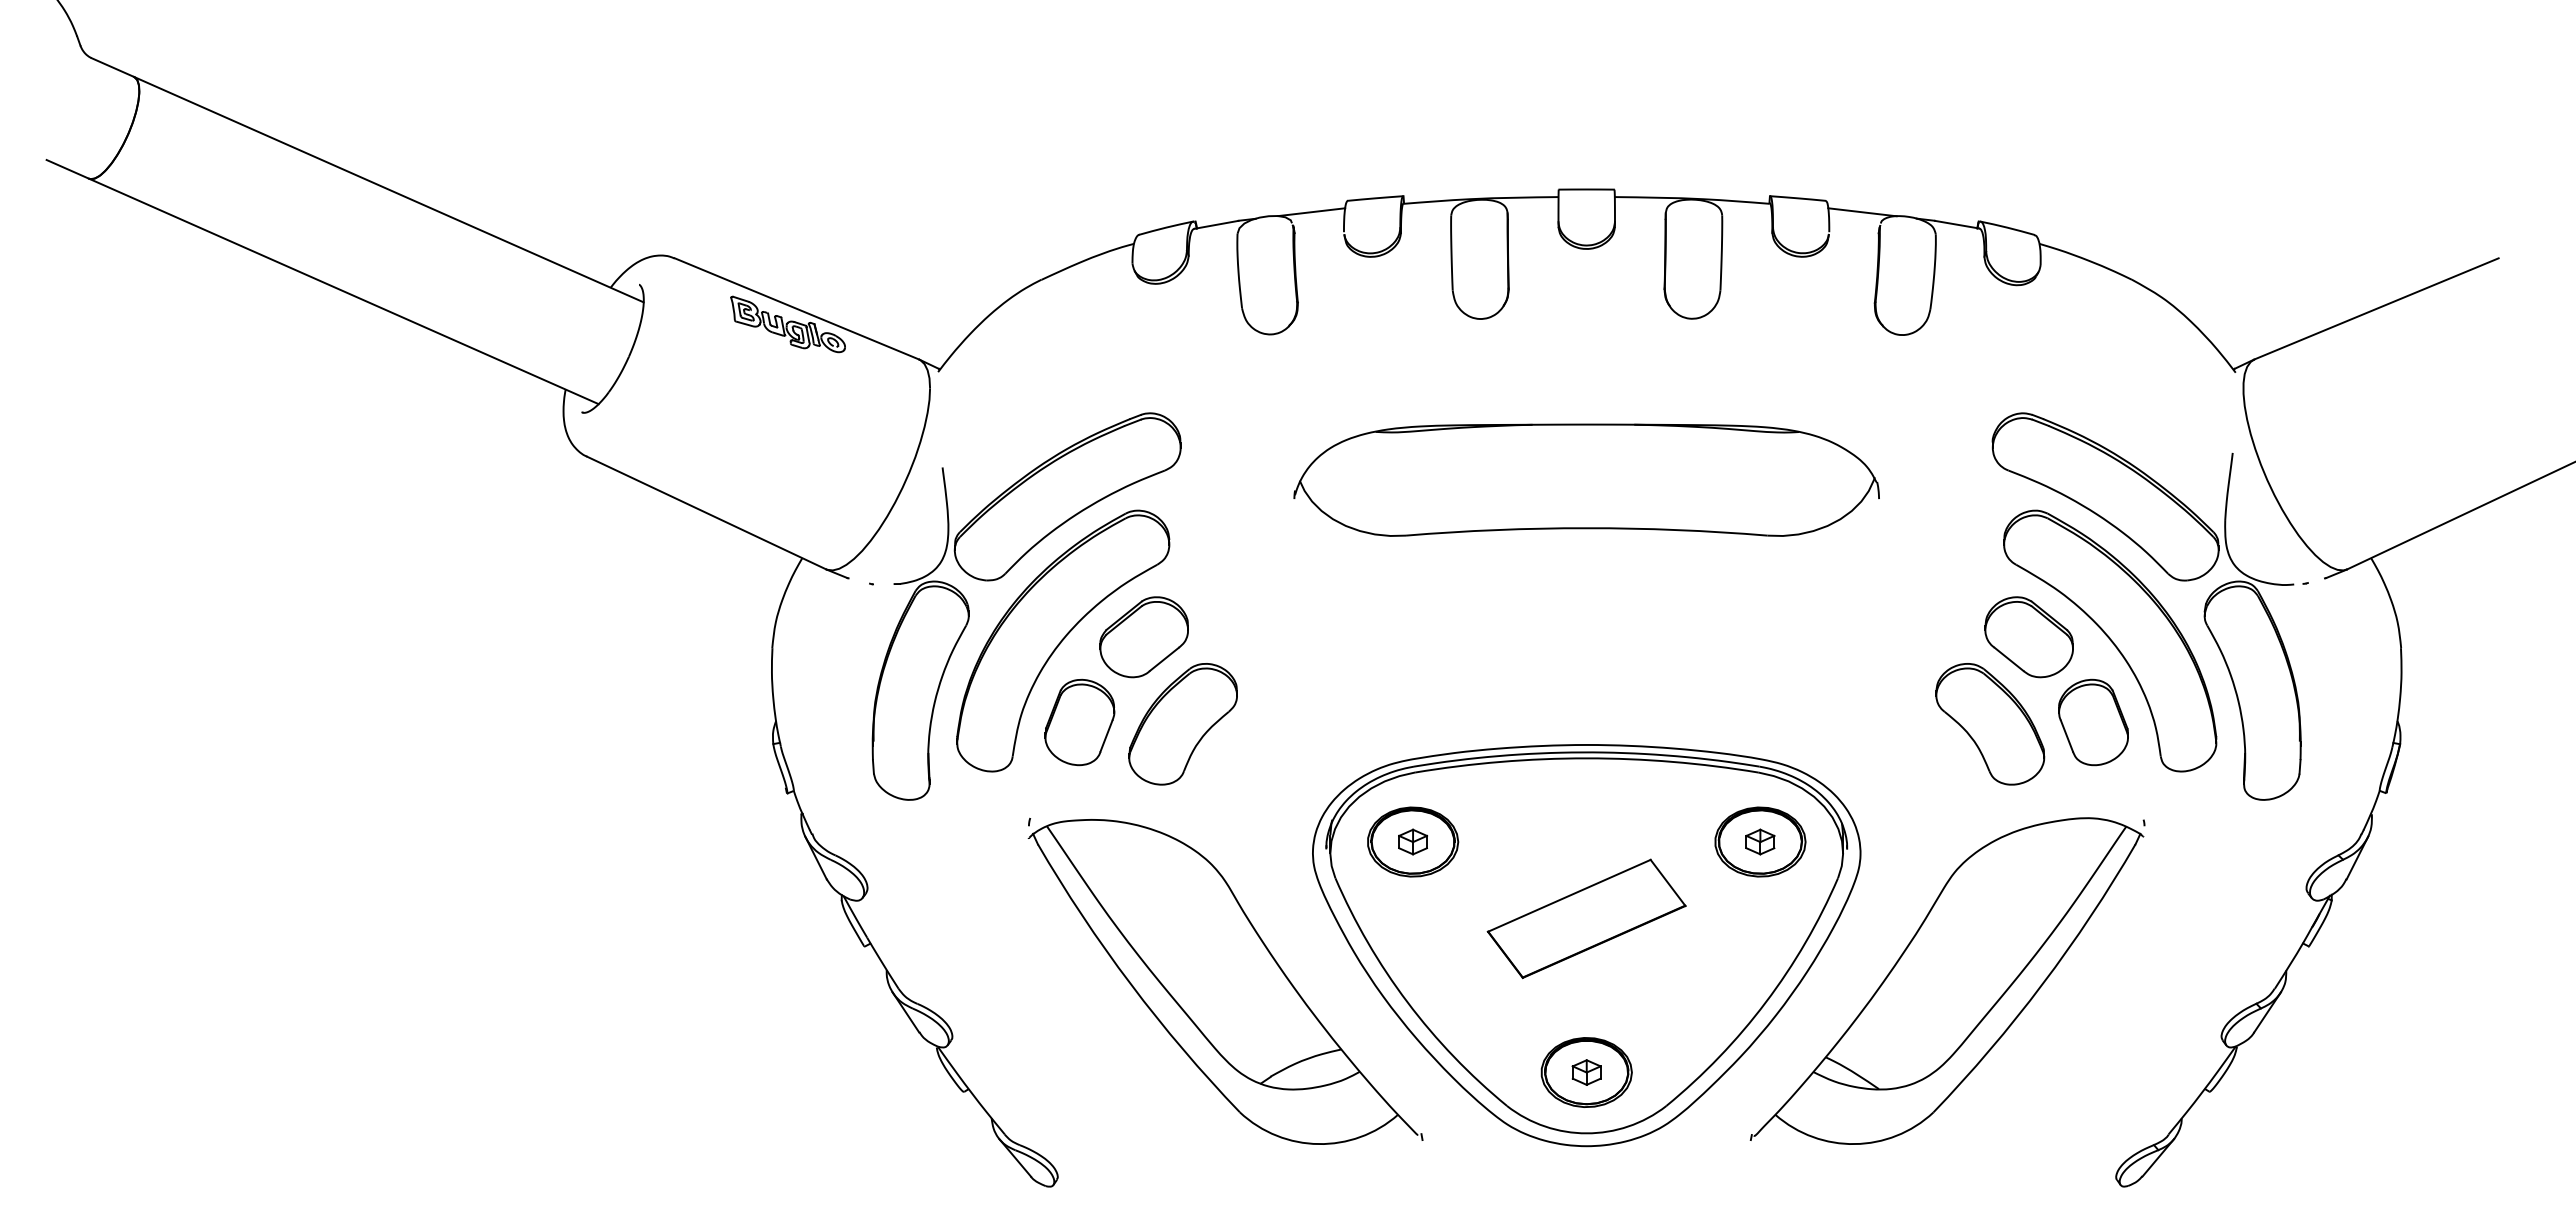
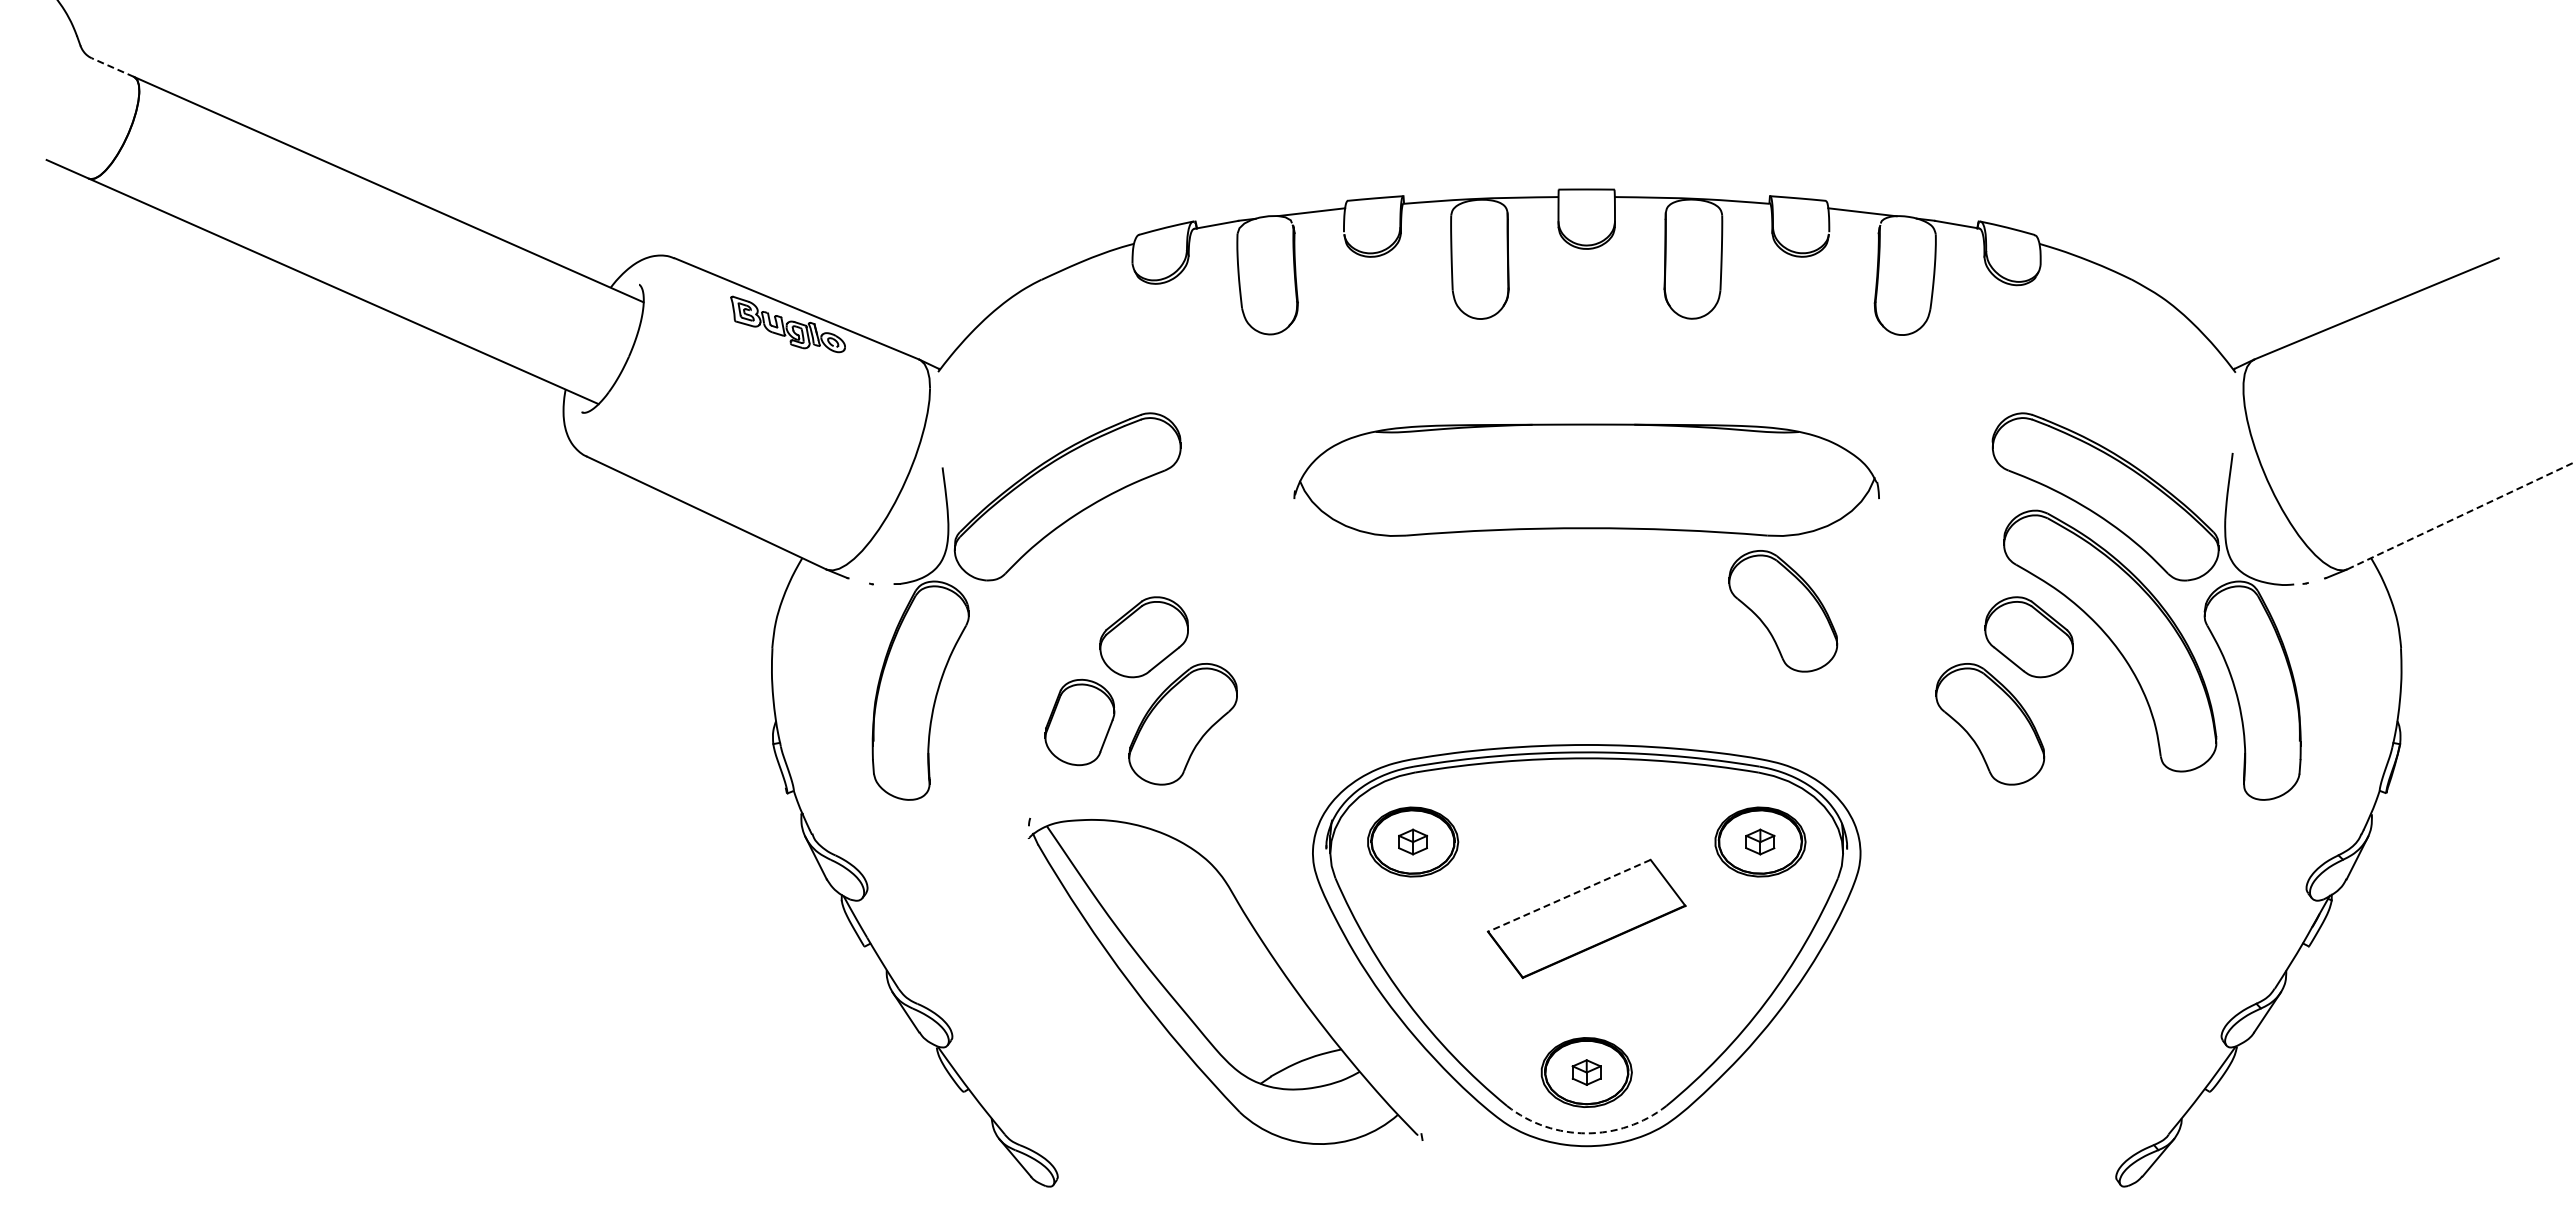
line: solid -> dashed (112, 67)
line: solid -> dashed (2461, 515)
part: none -> present (1783, 611)
part: present -> none (1063, 640)
part: present -> none (2093, 722)
line: solid -> dashed (1569, 895)
part: present -> none (1947, 980)
arc: solid -> dashed (1586, 1133)
